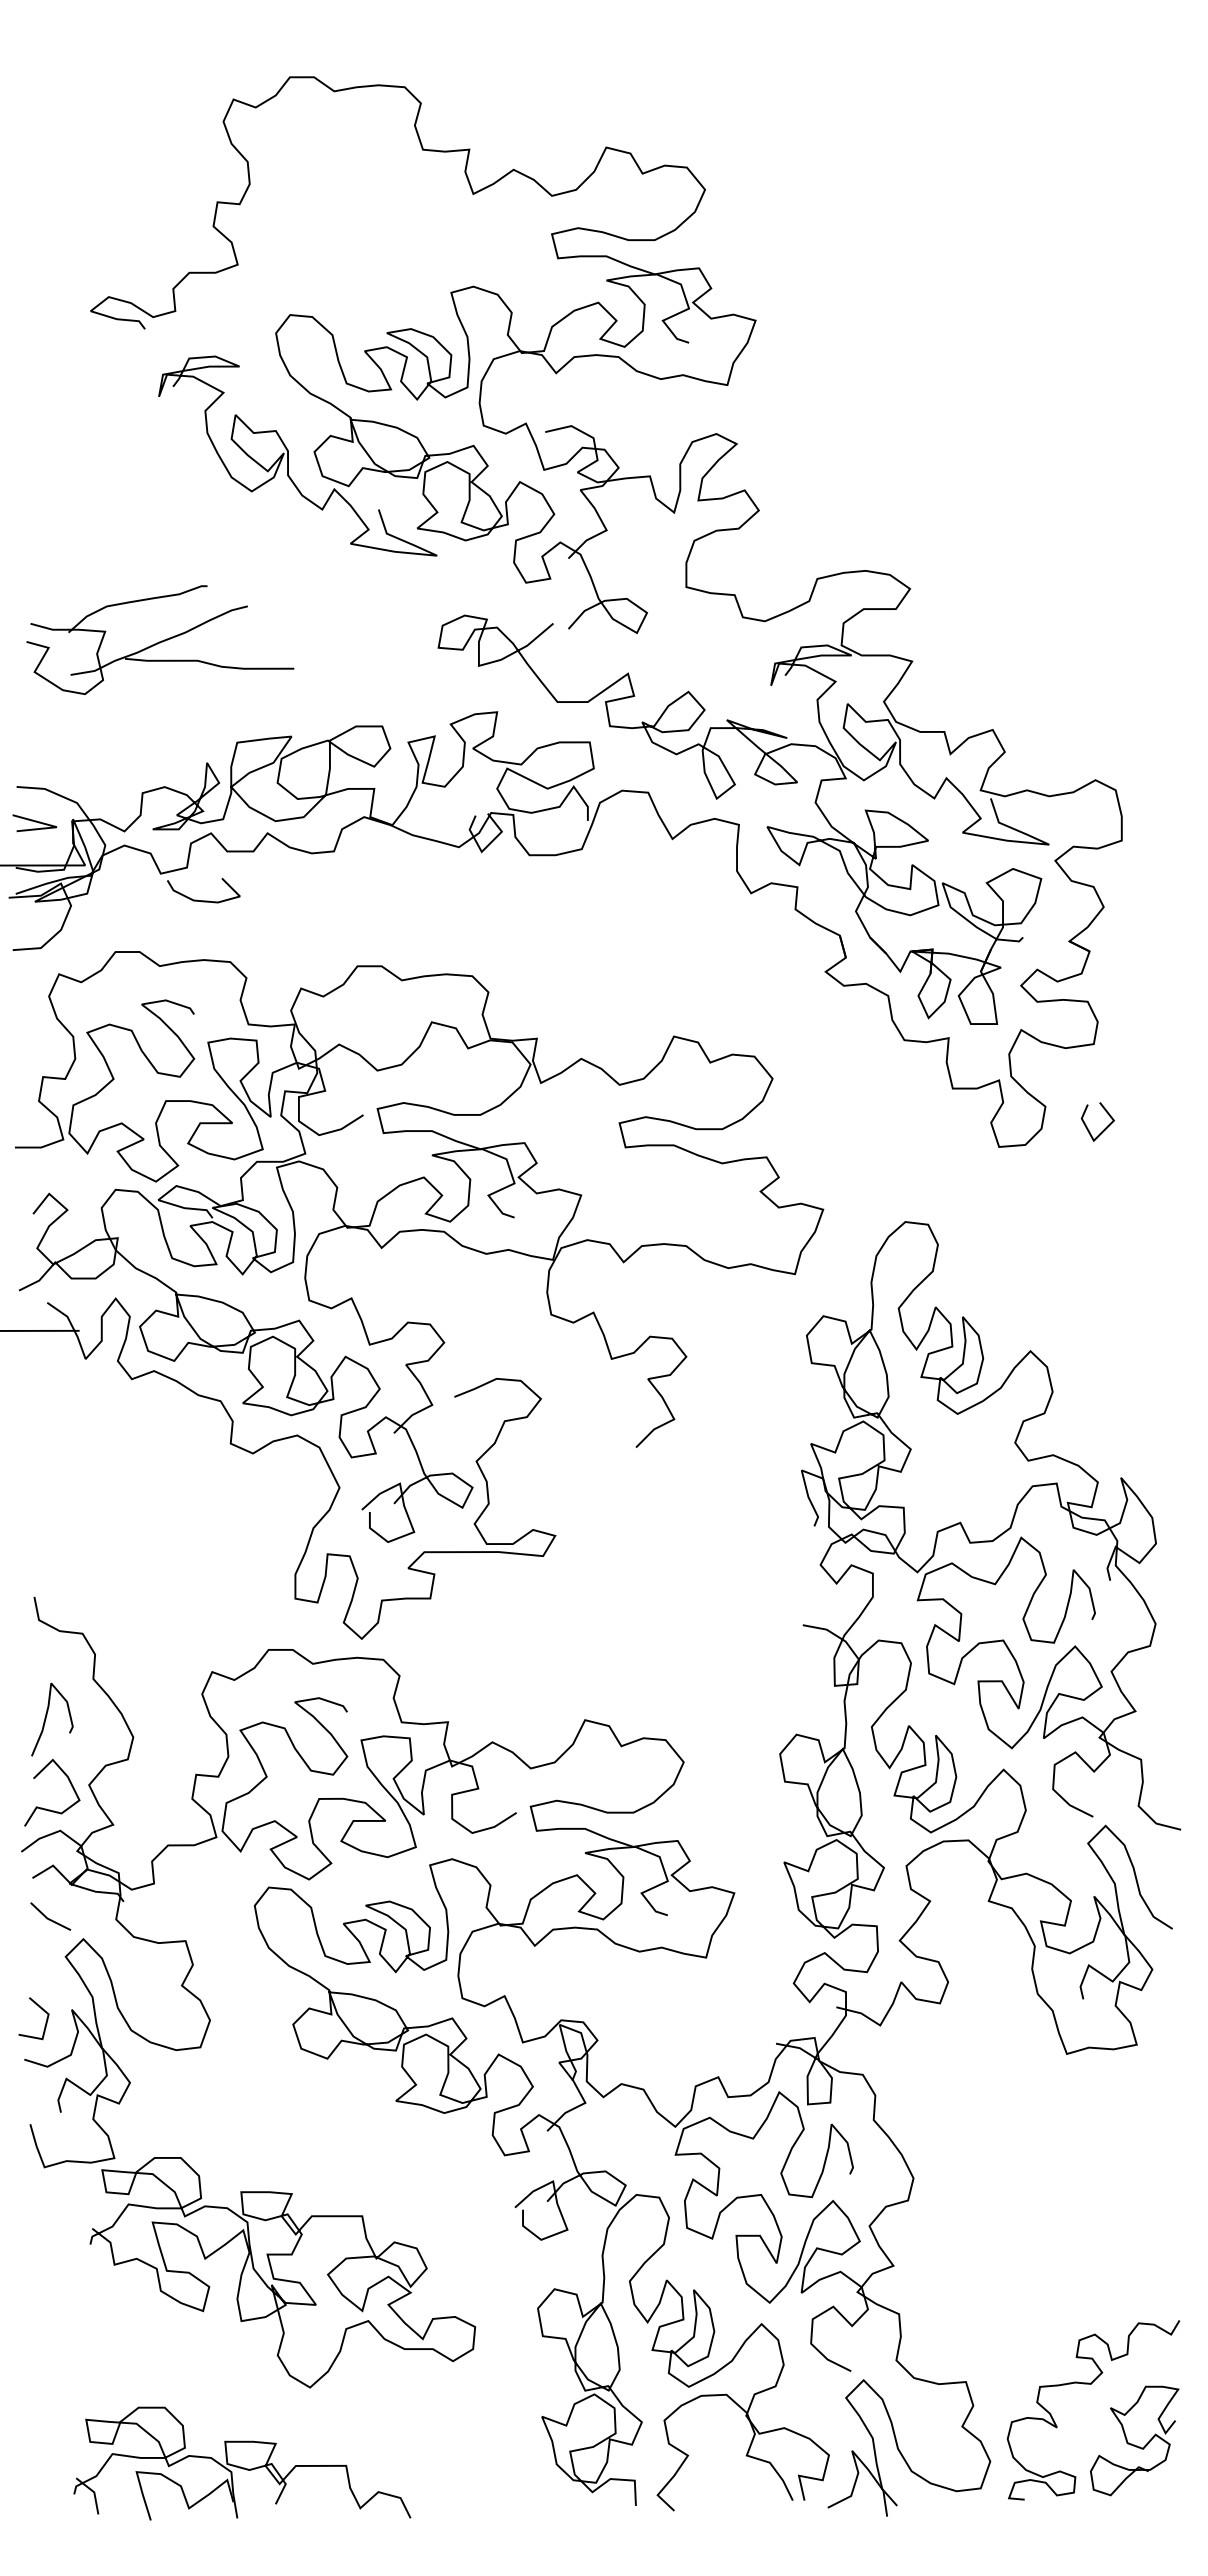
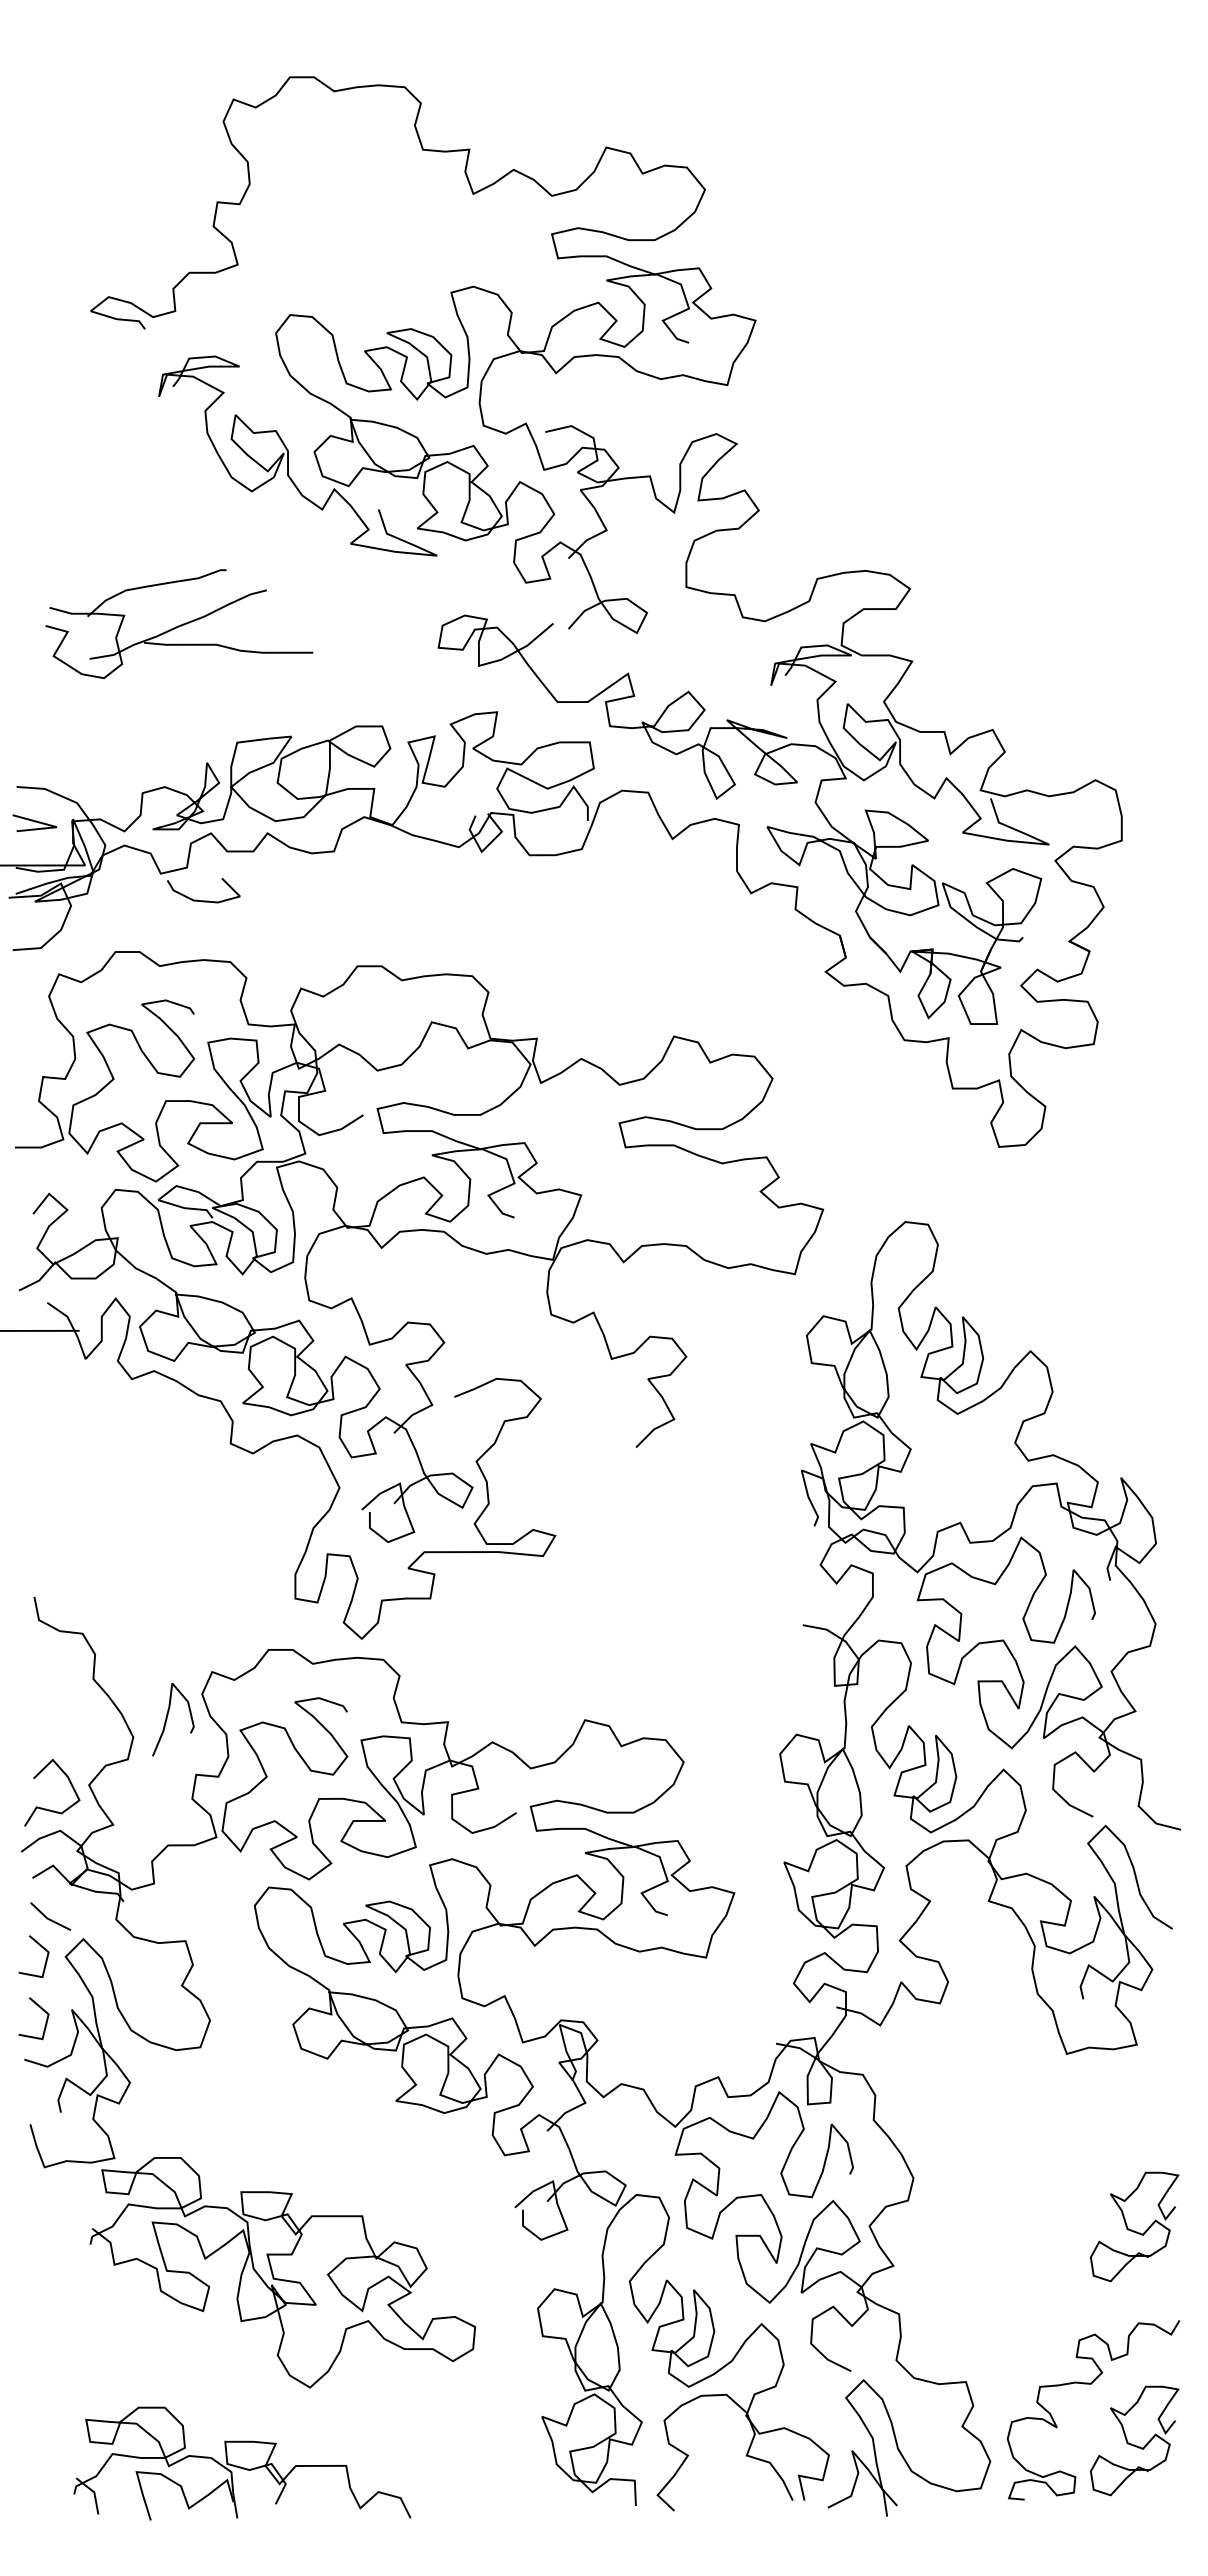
part position: (160, 639) -> (179, 623) (179, 623)
line: present -> none (1104, 1128)
curve position: (46, 1719) -> (167, 1719) (167, 1719)
line: none -> present (41, 1947)
curve: none -> present (1134, 2230)
